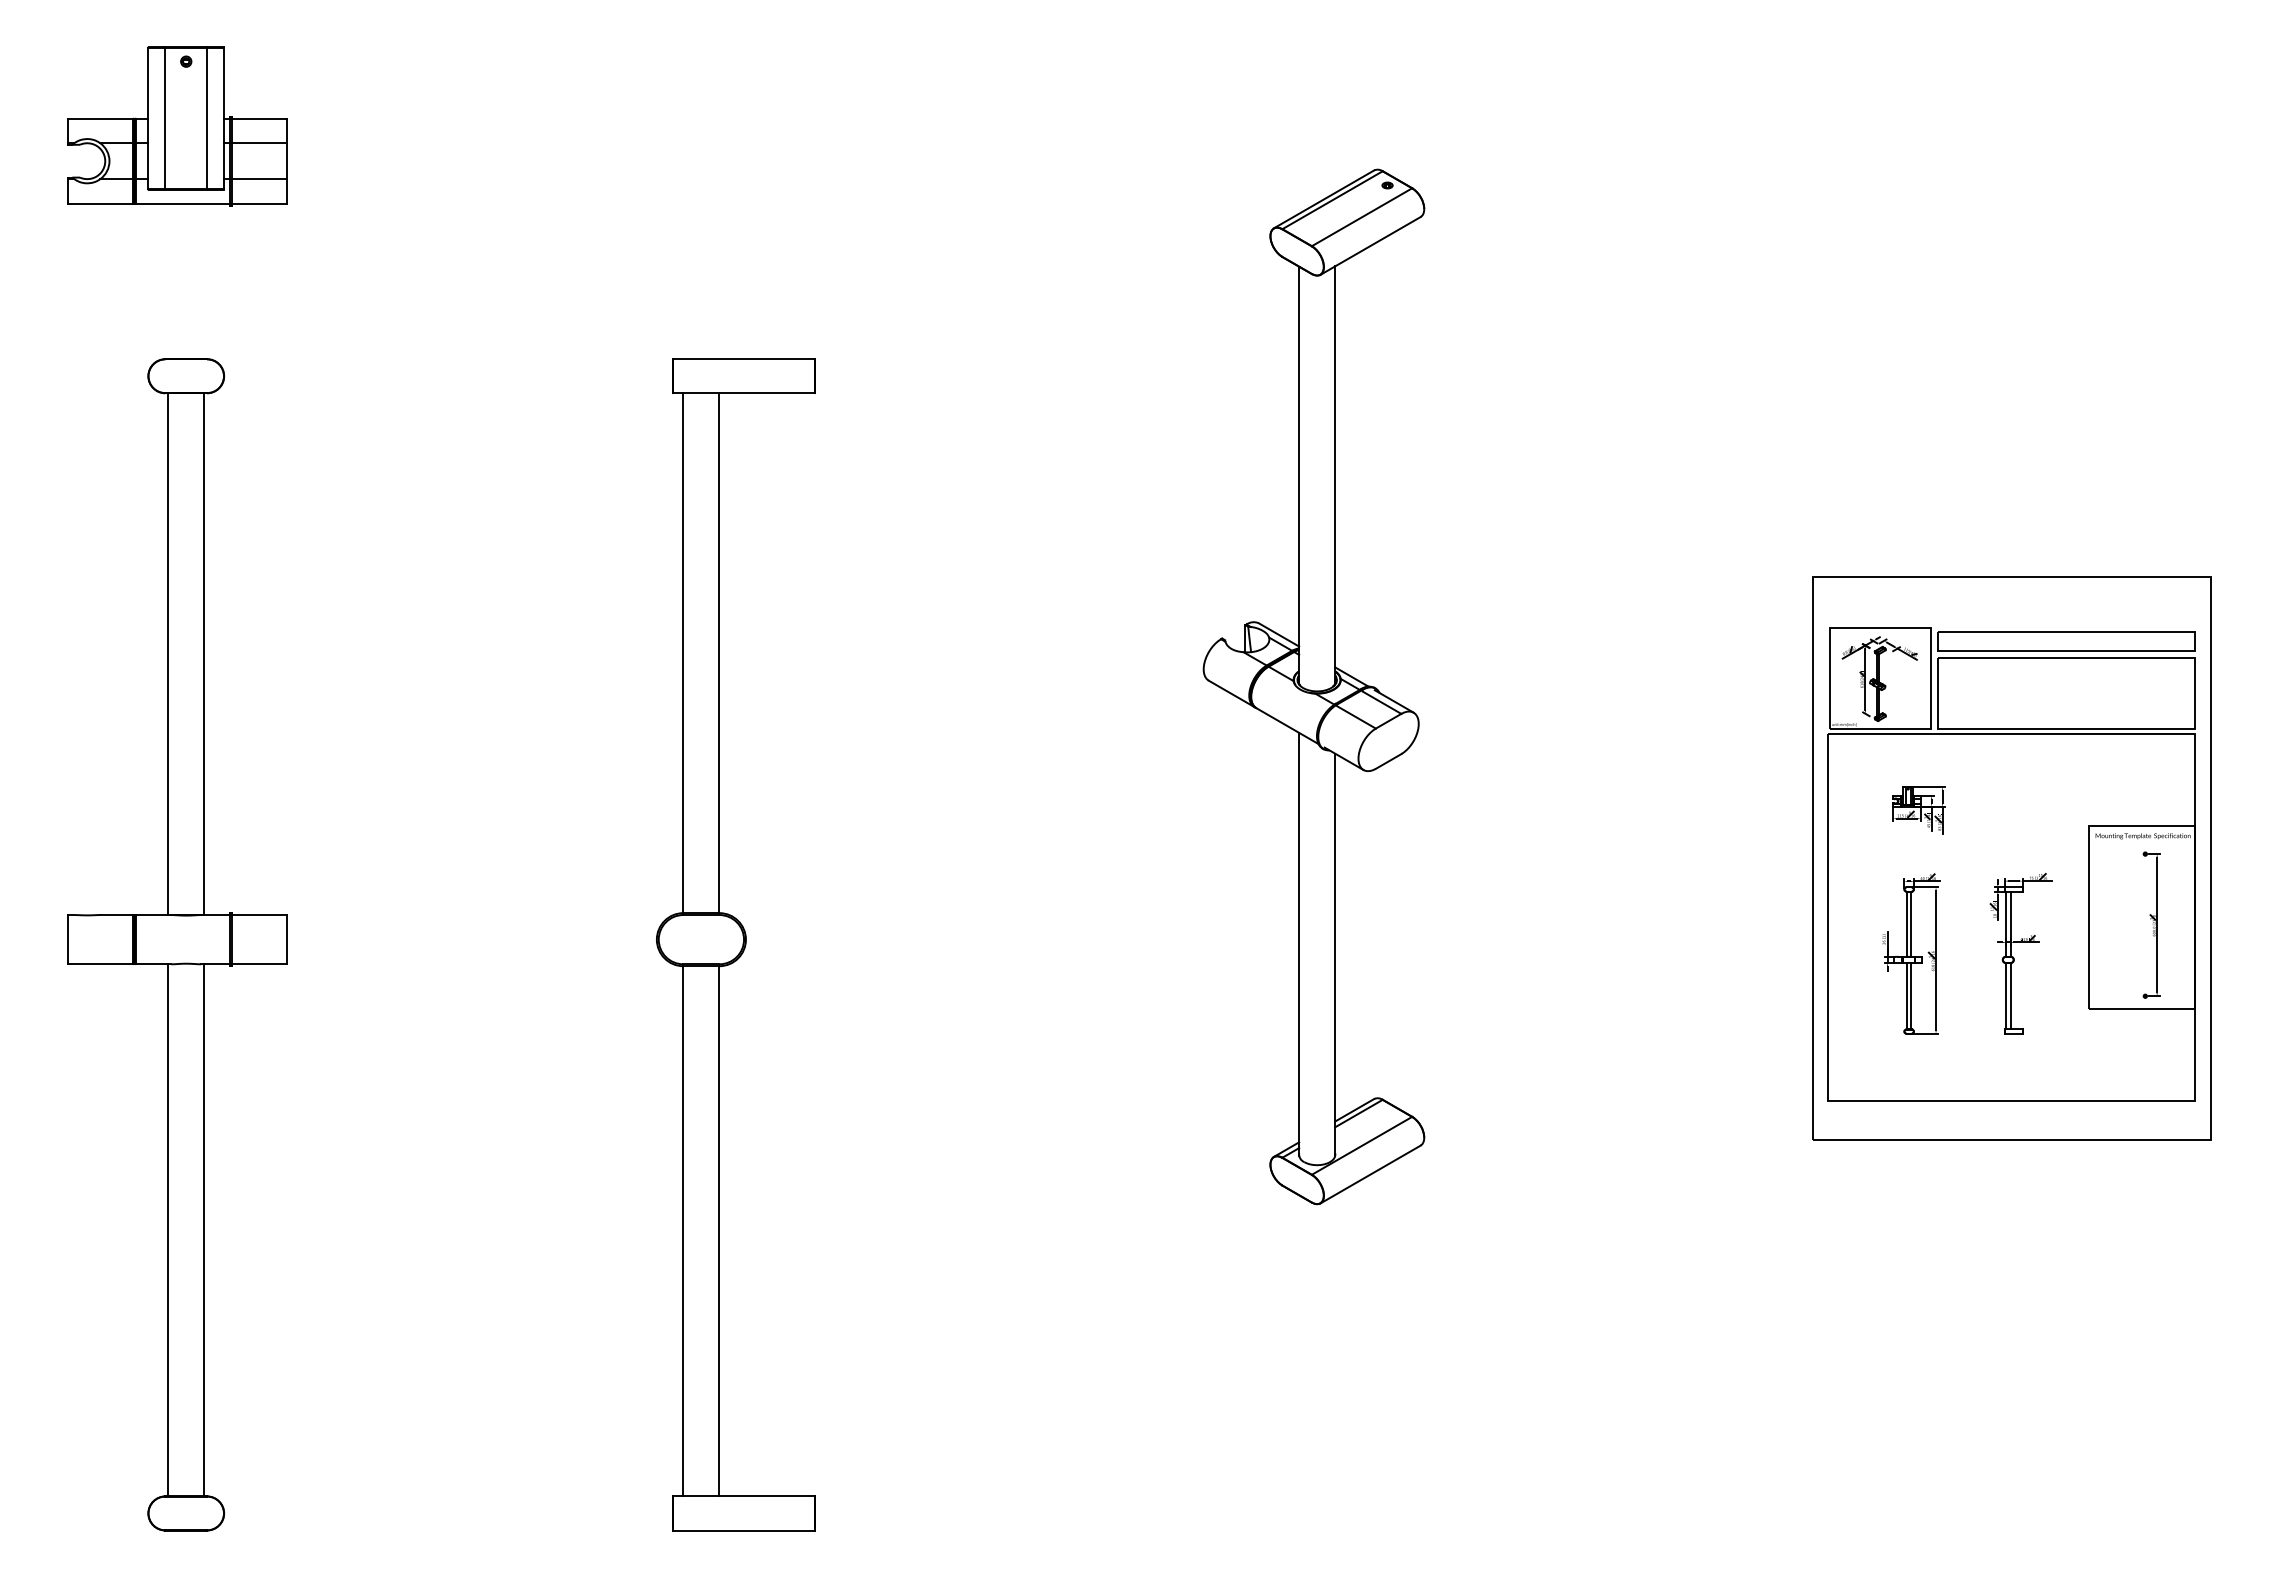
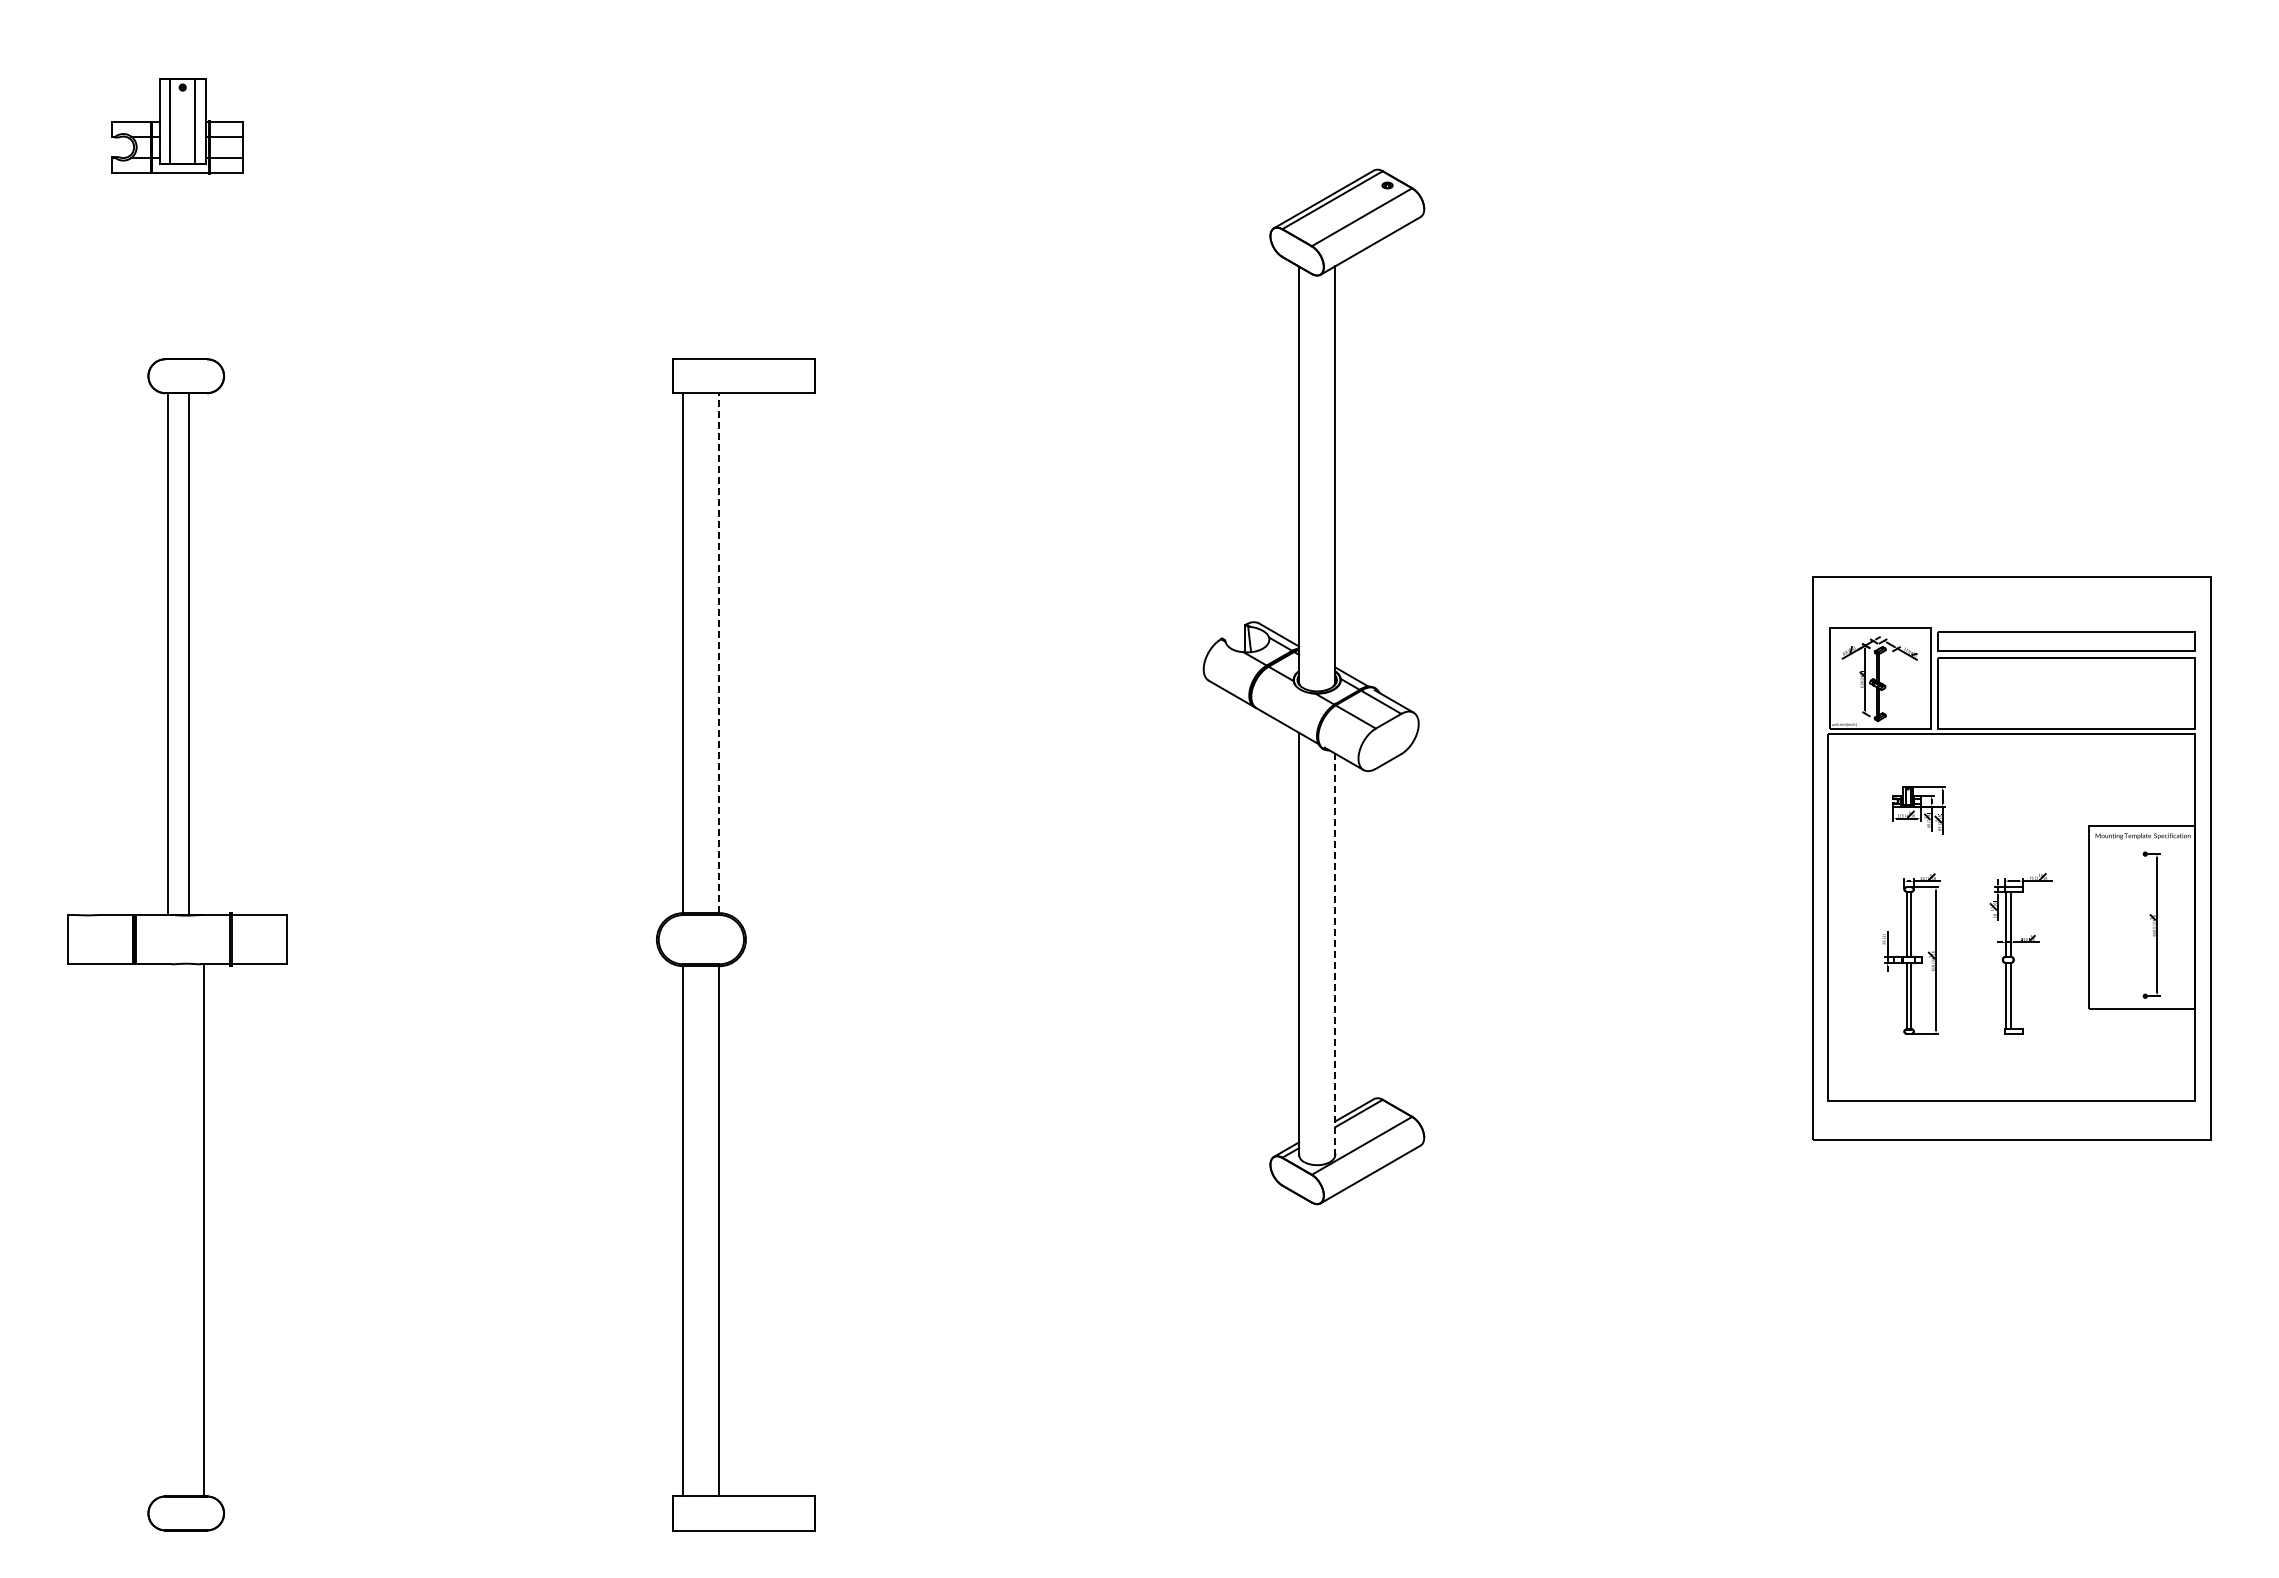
part size: 221x161 px -> 133x97 px (177, 126)
line: solid -> dashed (719, 653)
line position: (204, 654) -> (189, 654) (189, 654)
line: solid -> dashed (1335, 954)
line: present -> none (168, 1230)
